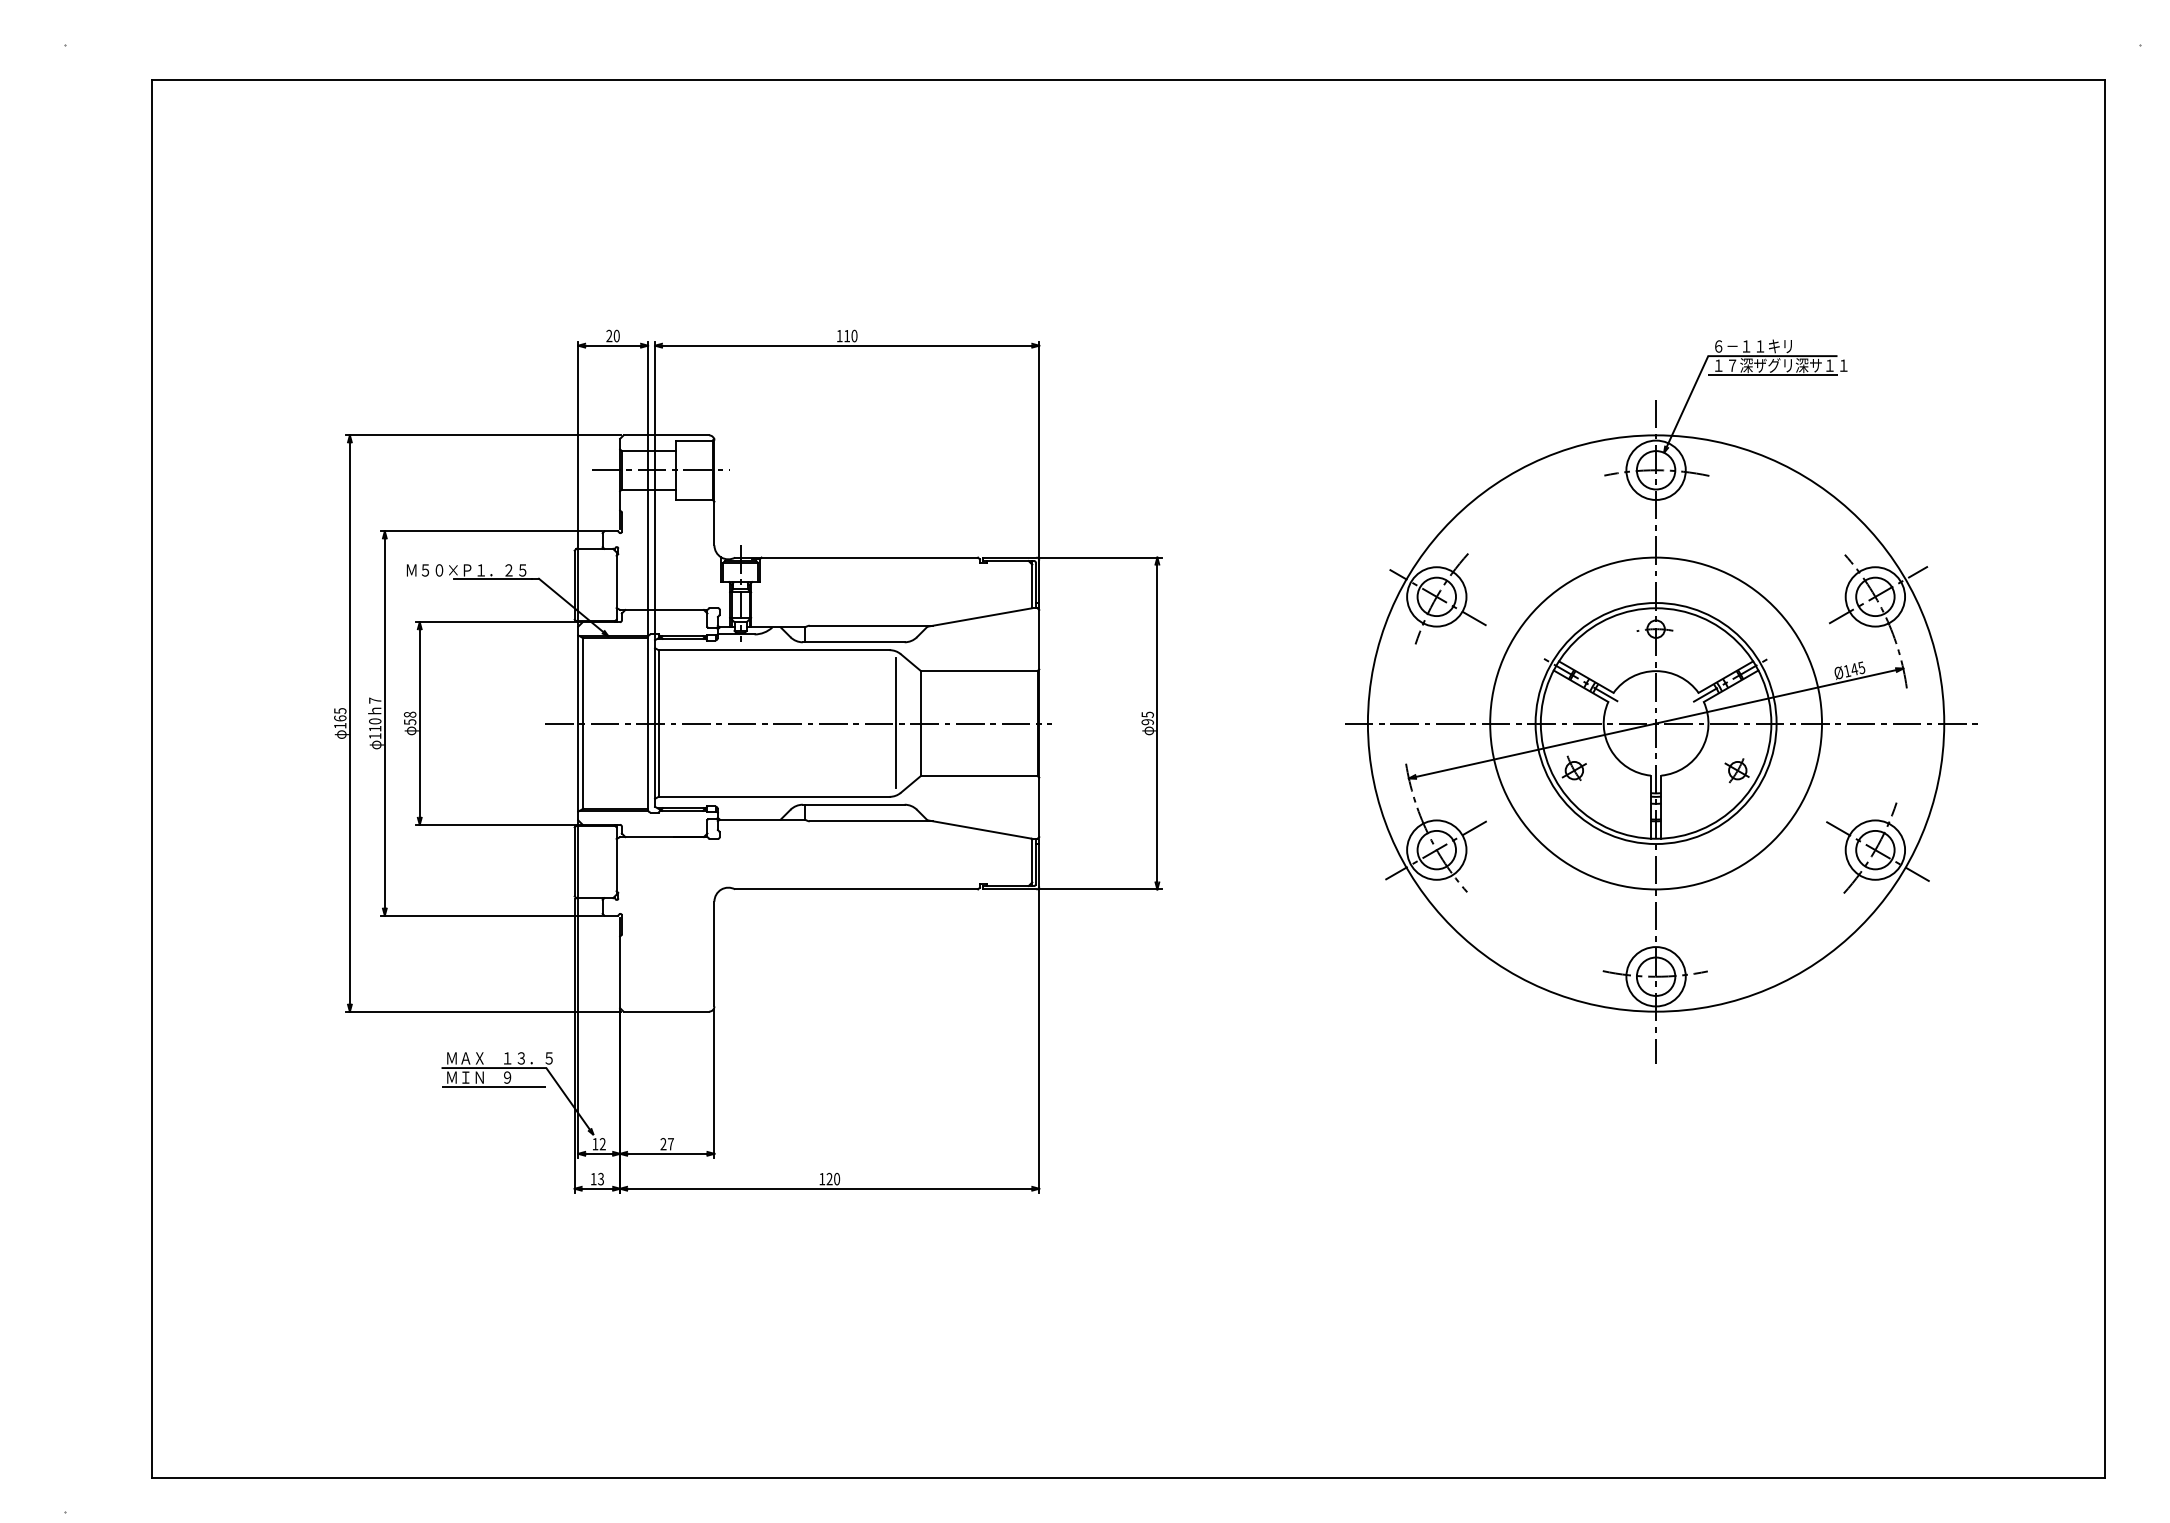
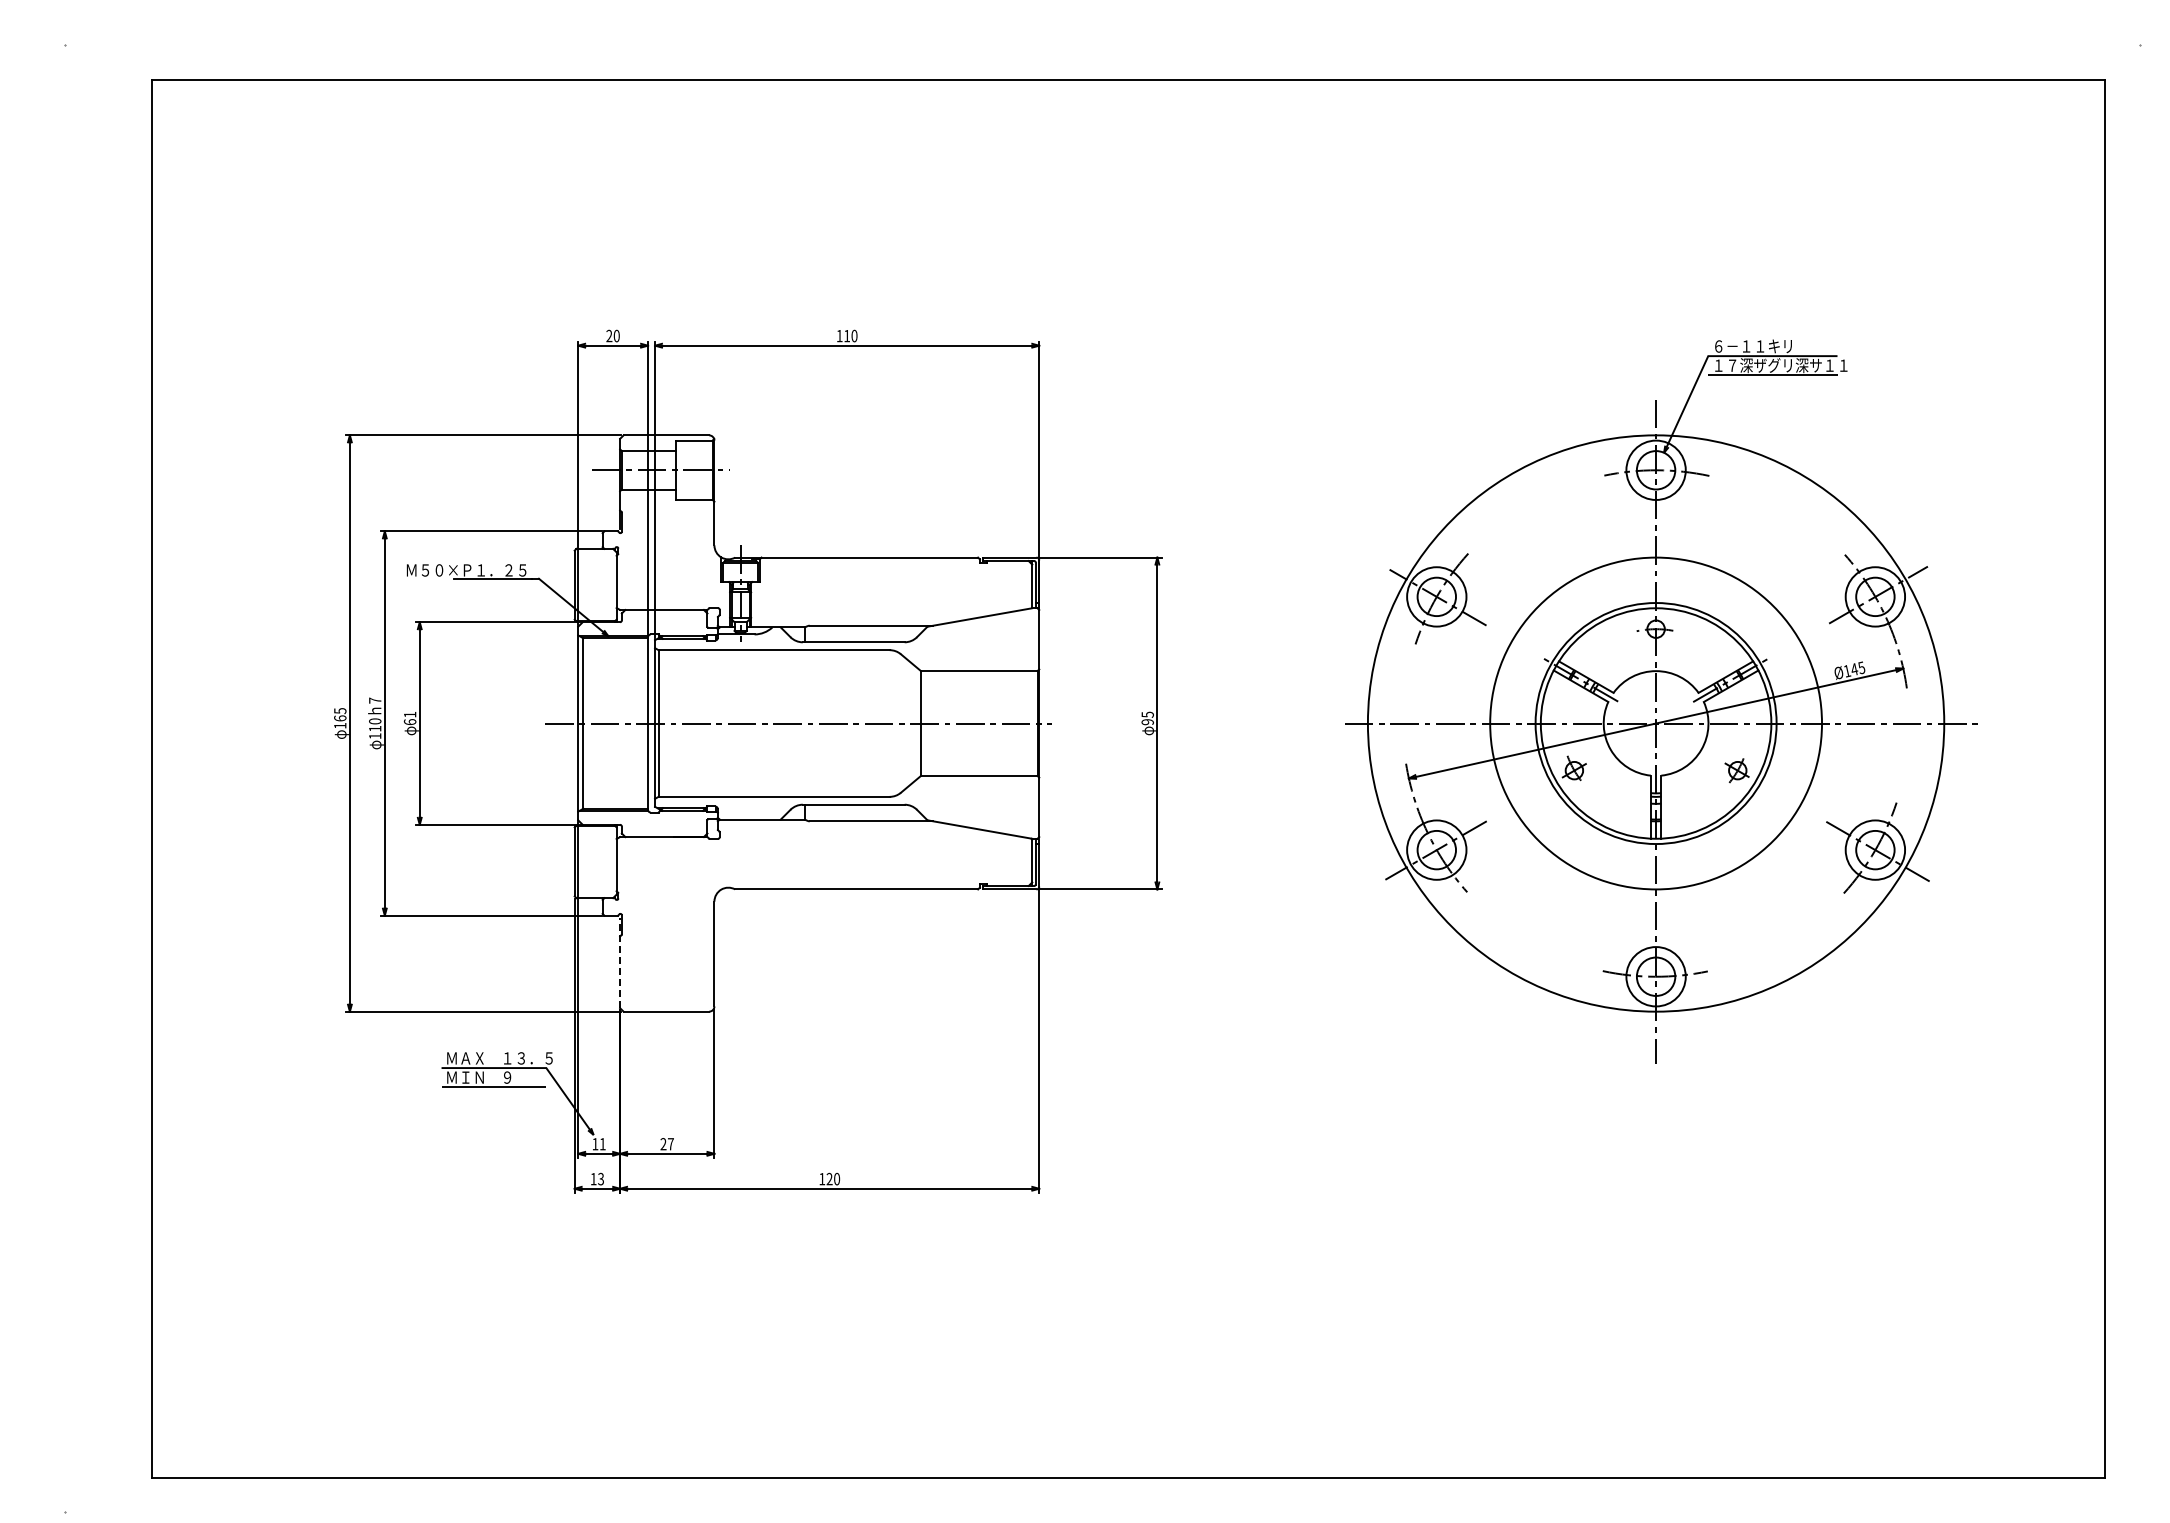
text: 58 -> 61 (409, 718)
line: present -> none (896, 722)
line: solid -> dashed (620, 962)
text: 12 -> 11 (602, 1144)
